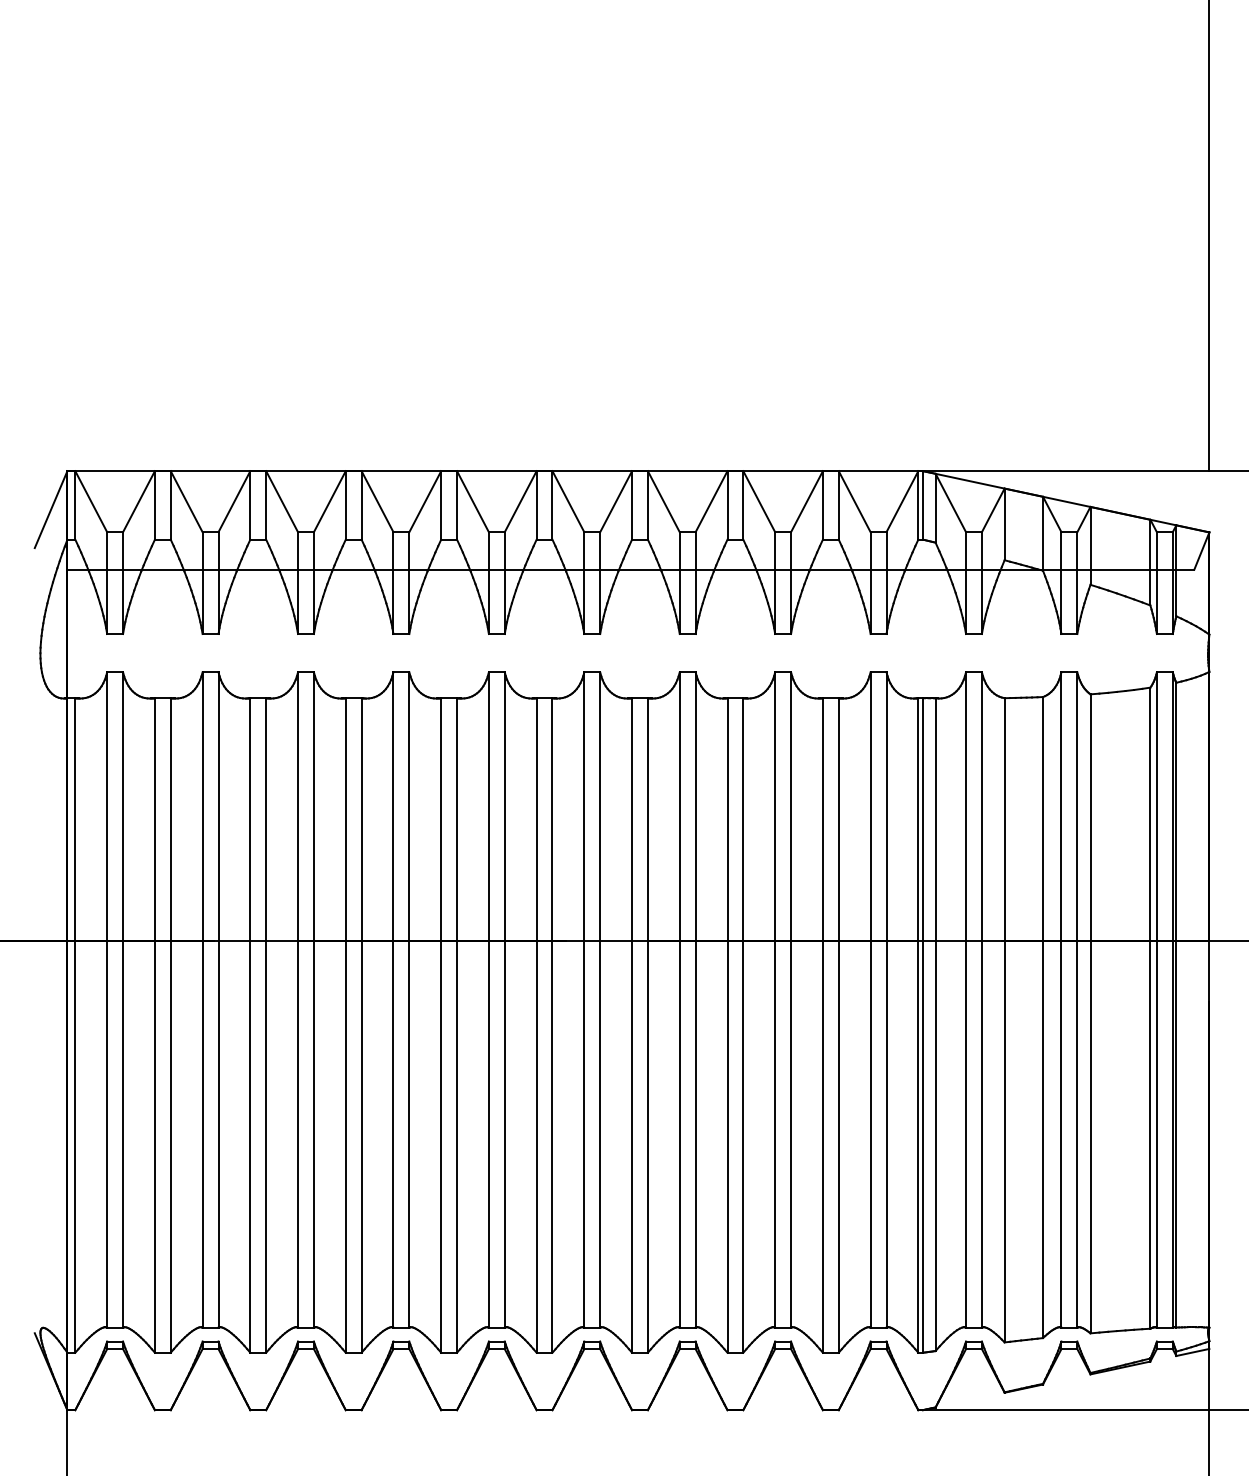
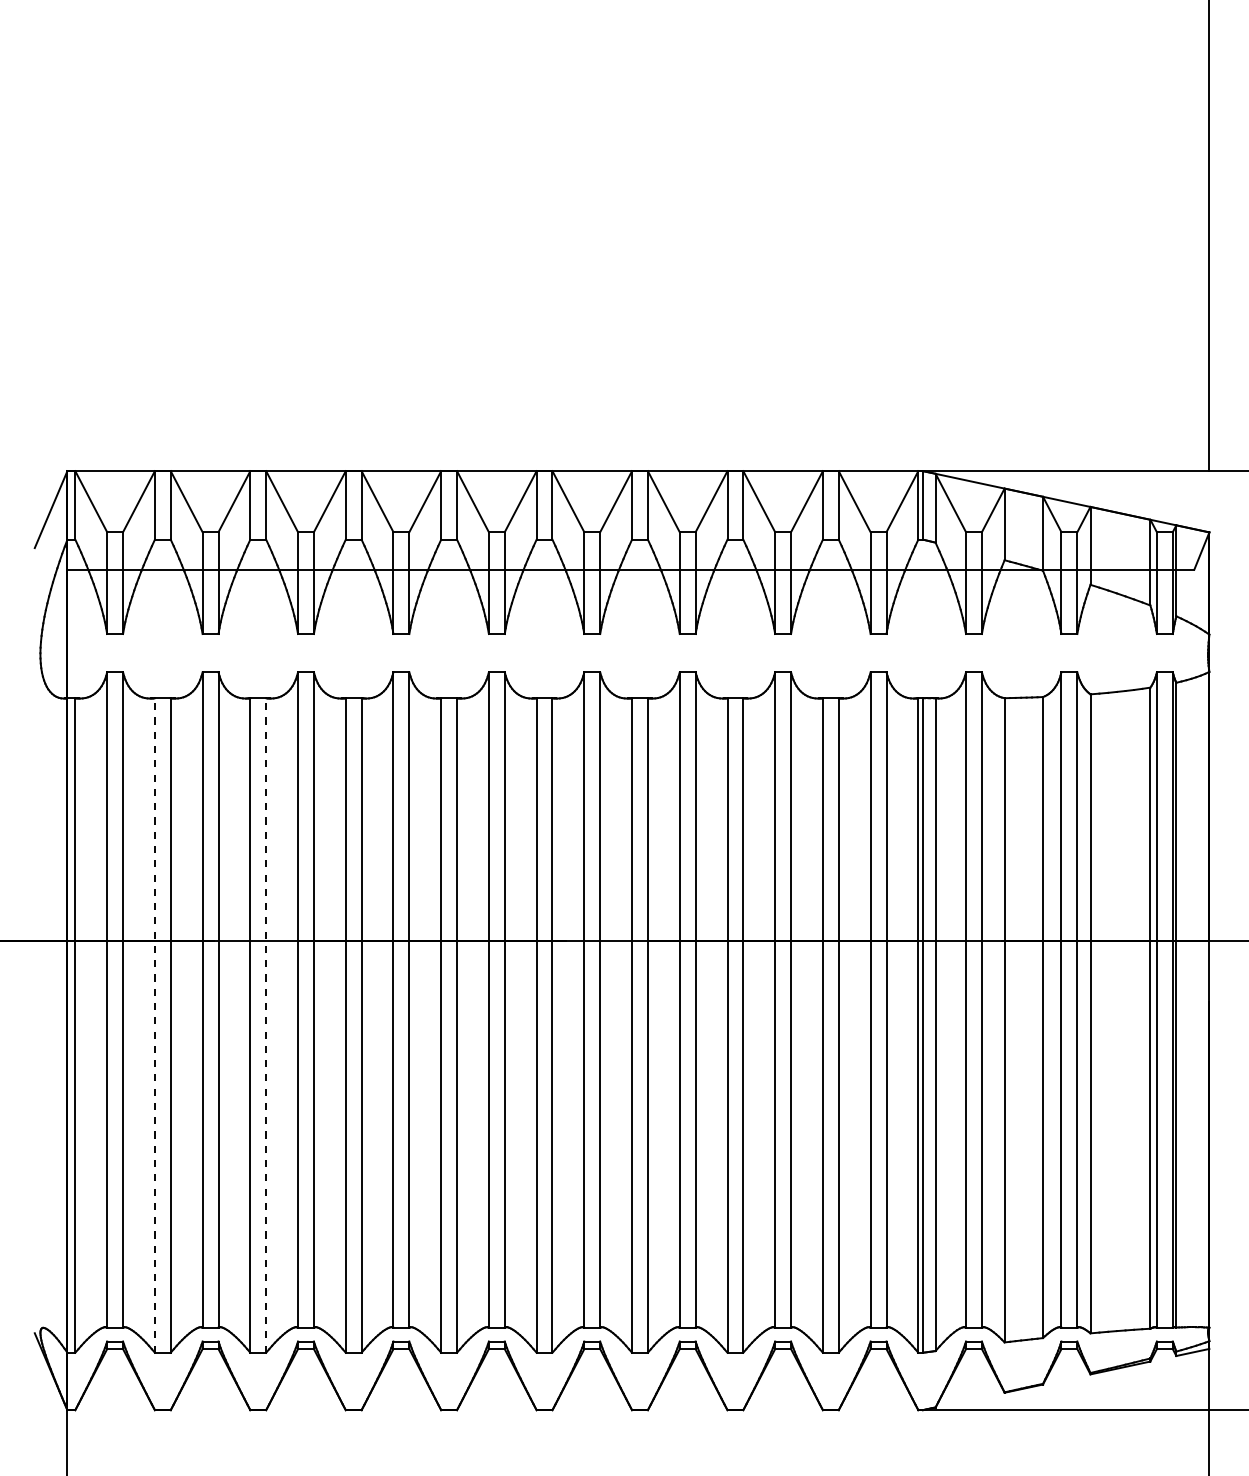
line: solid -> dashed (154, 1024)
line: solid -> dashed (266, 1024)
